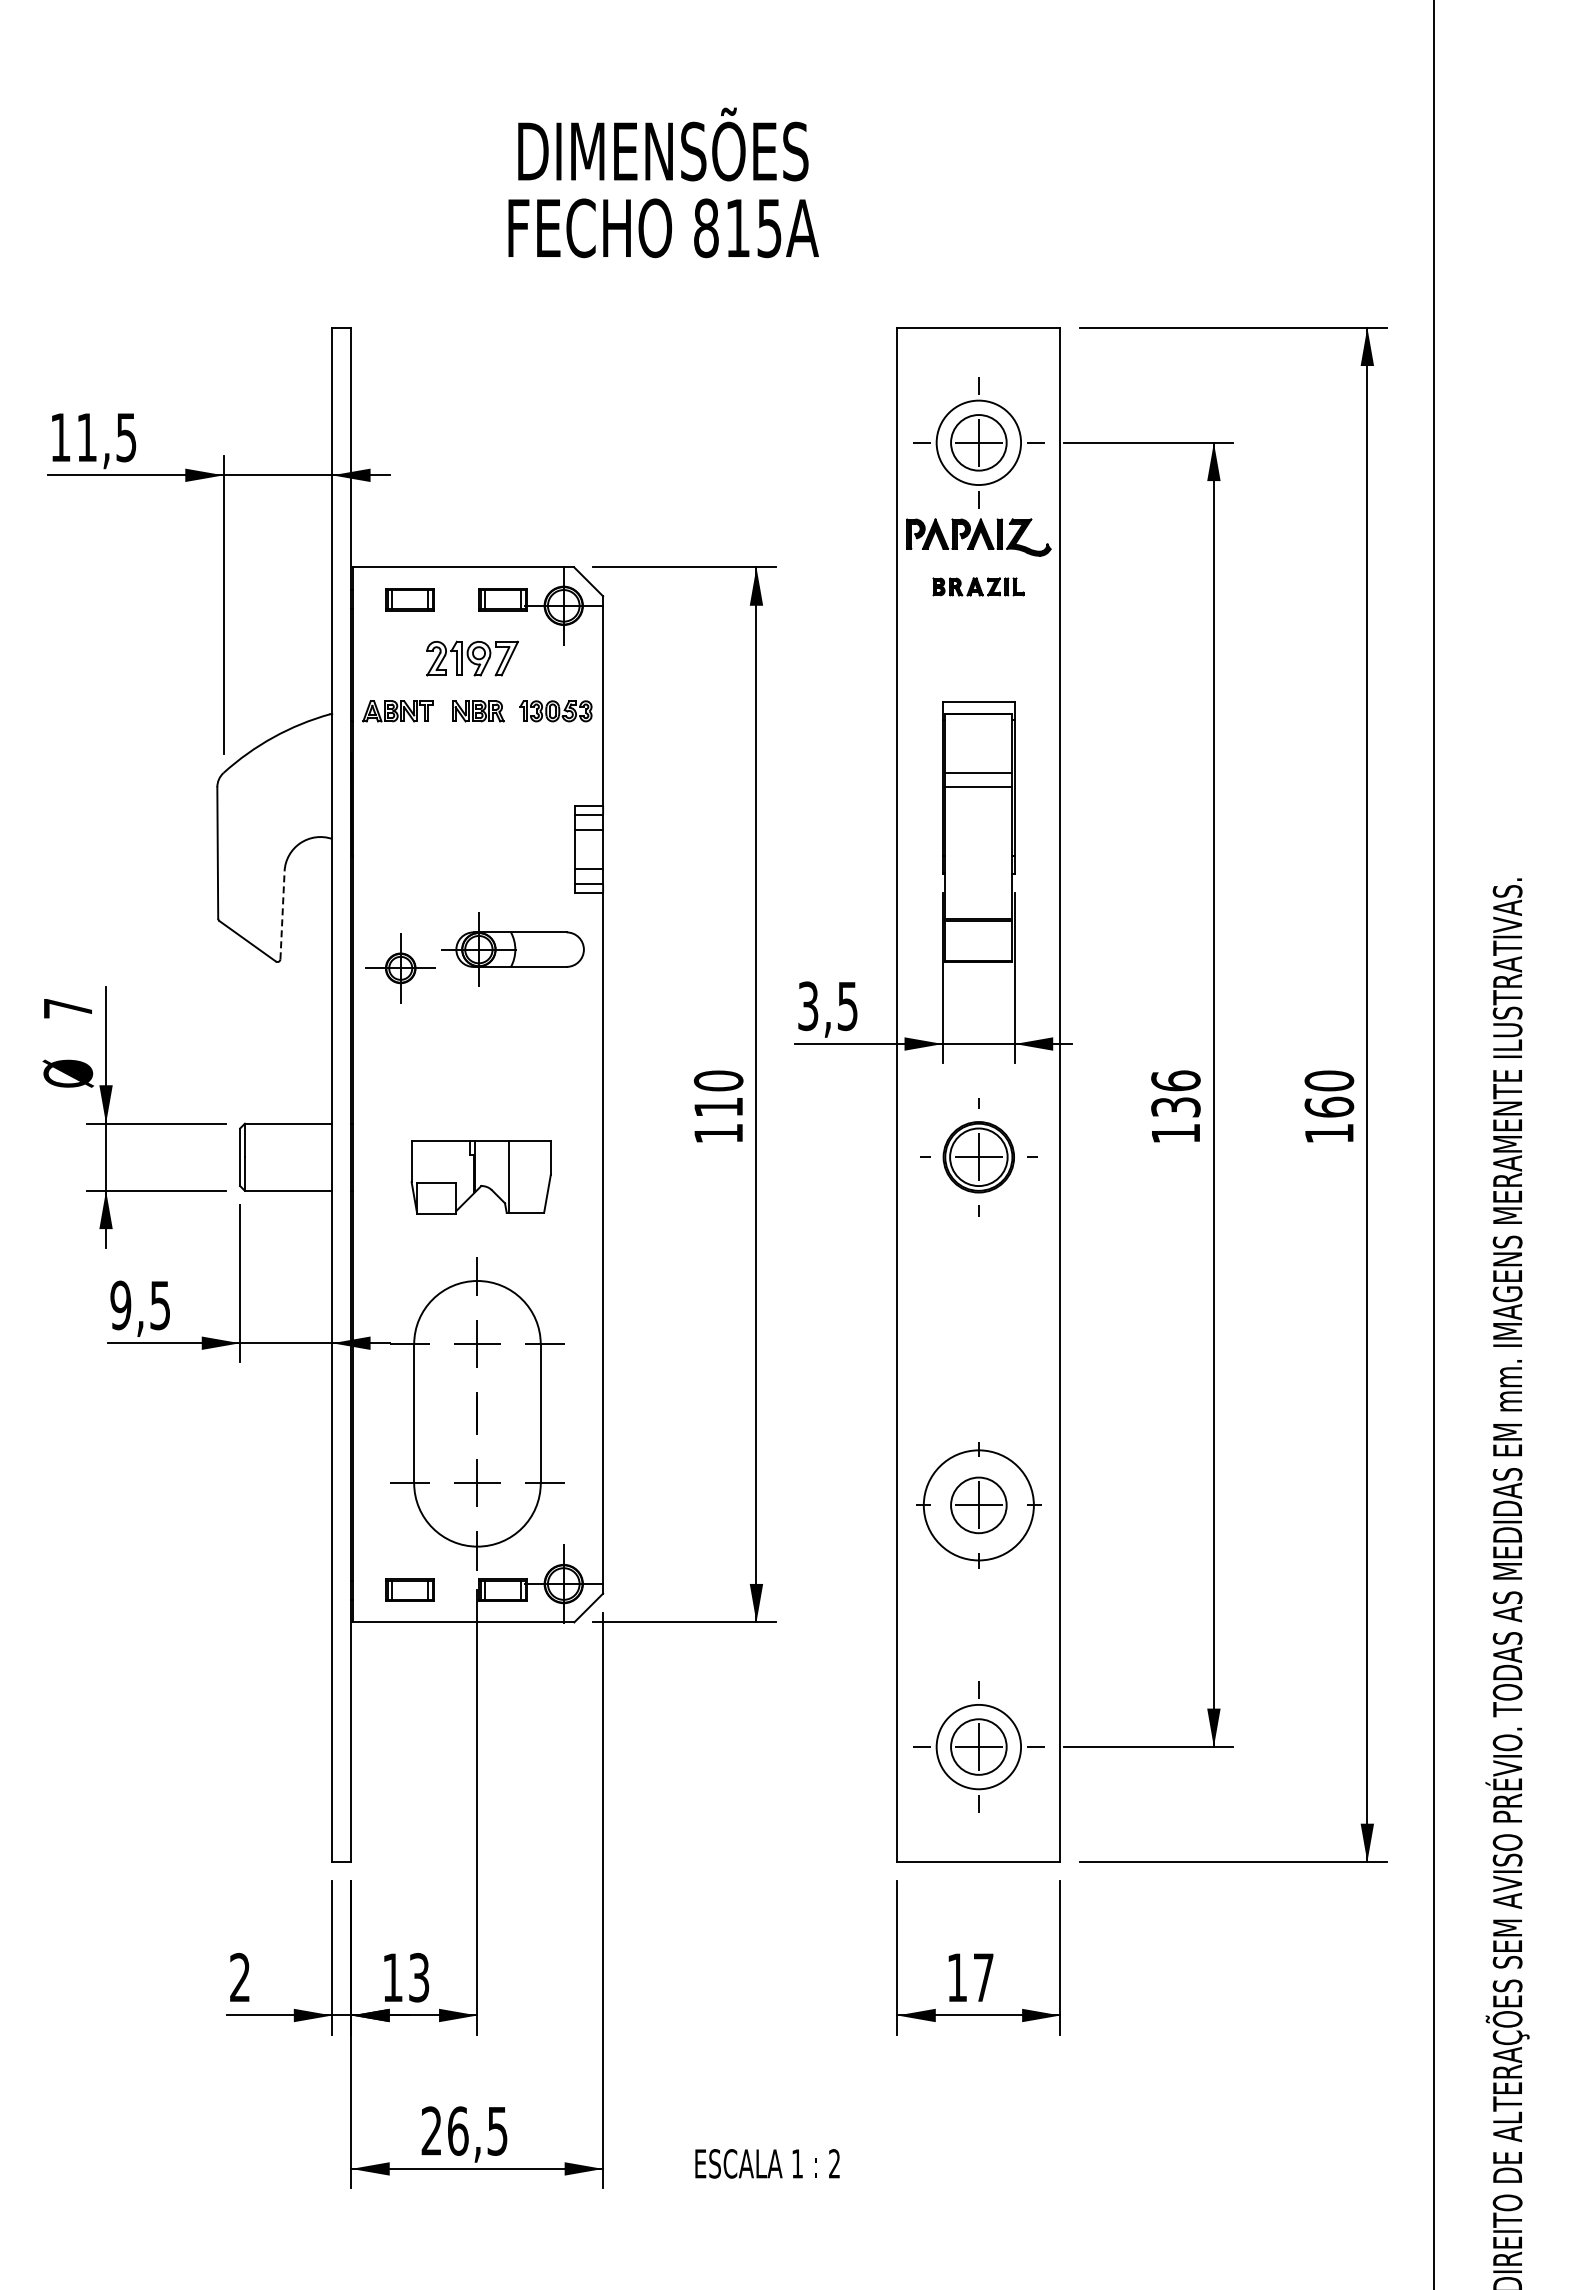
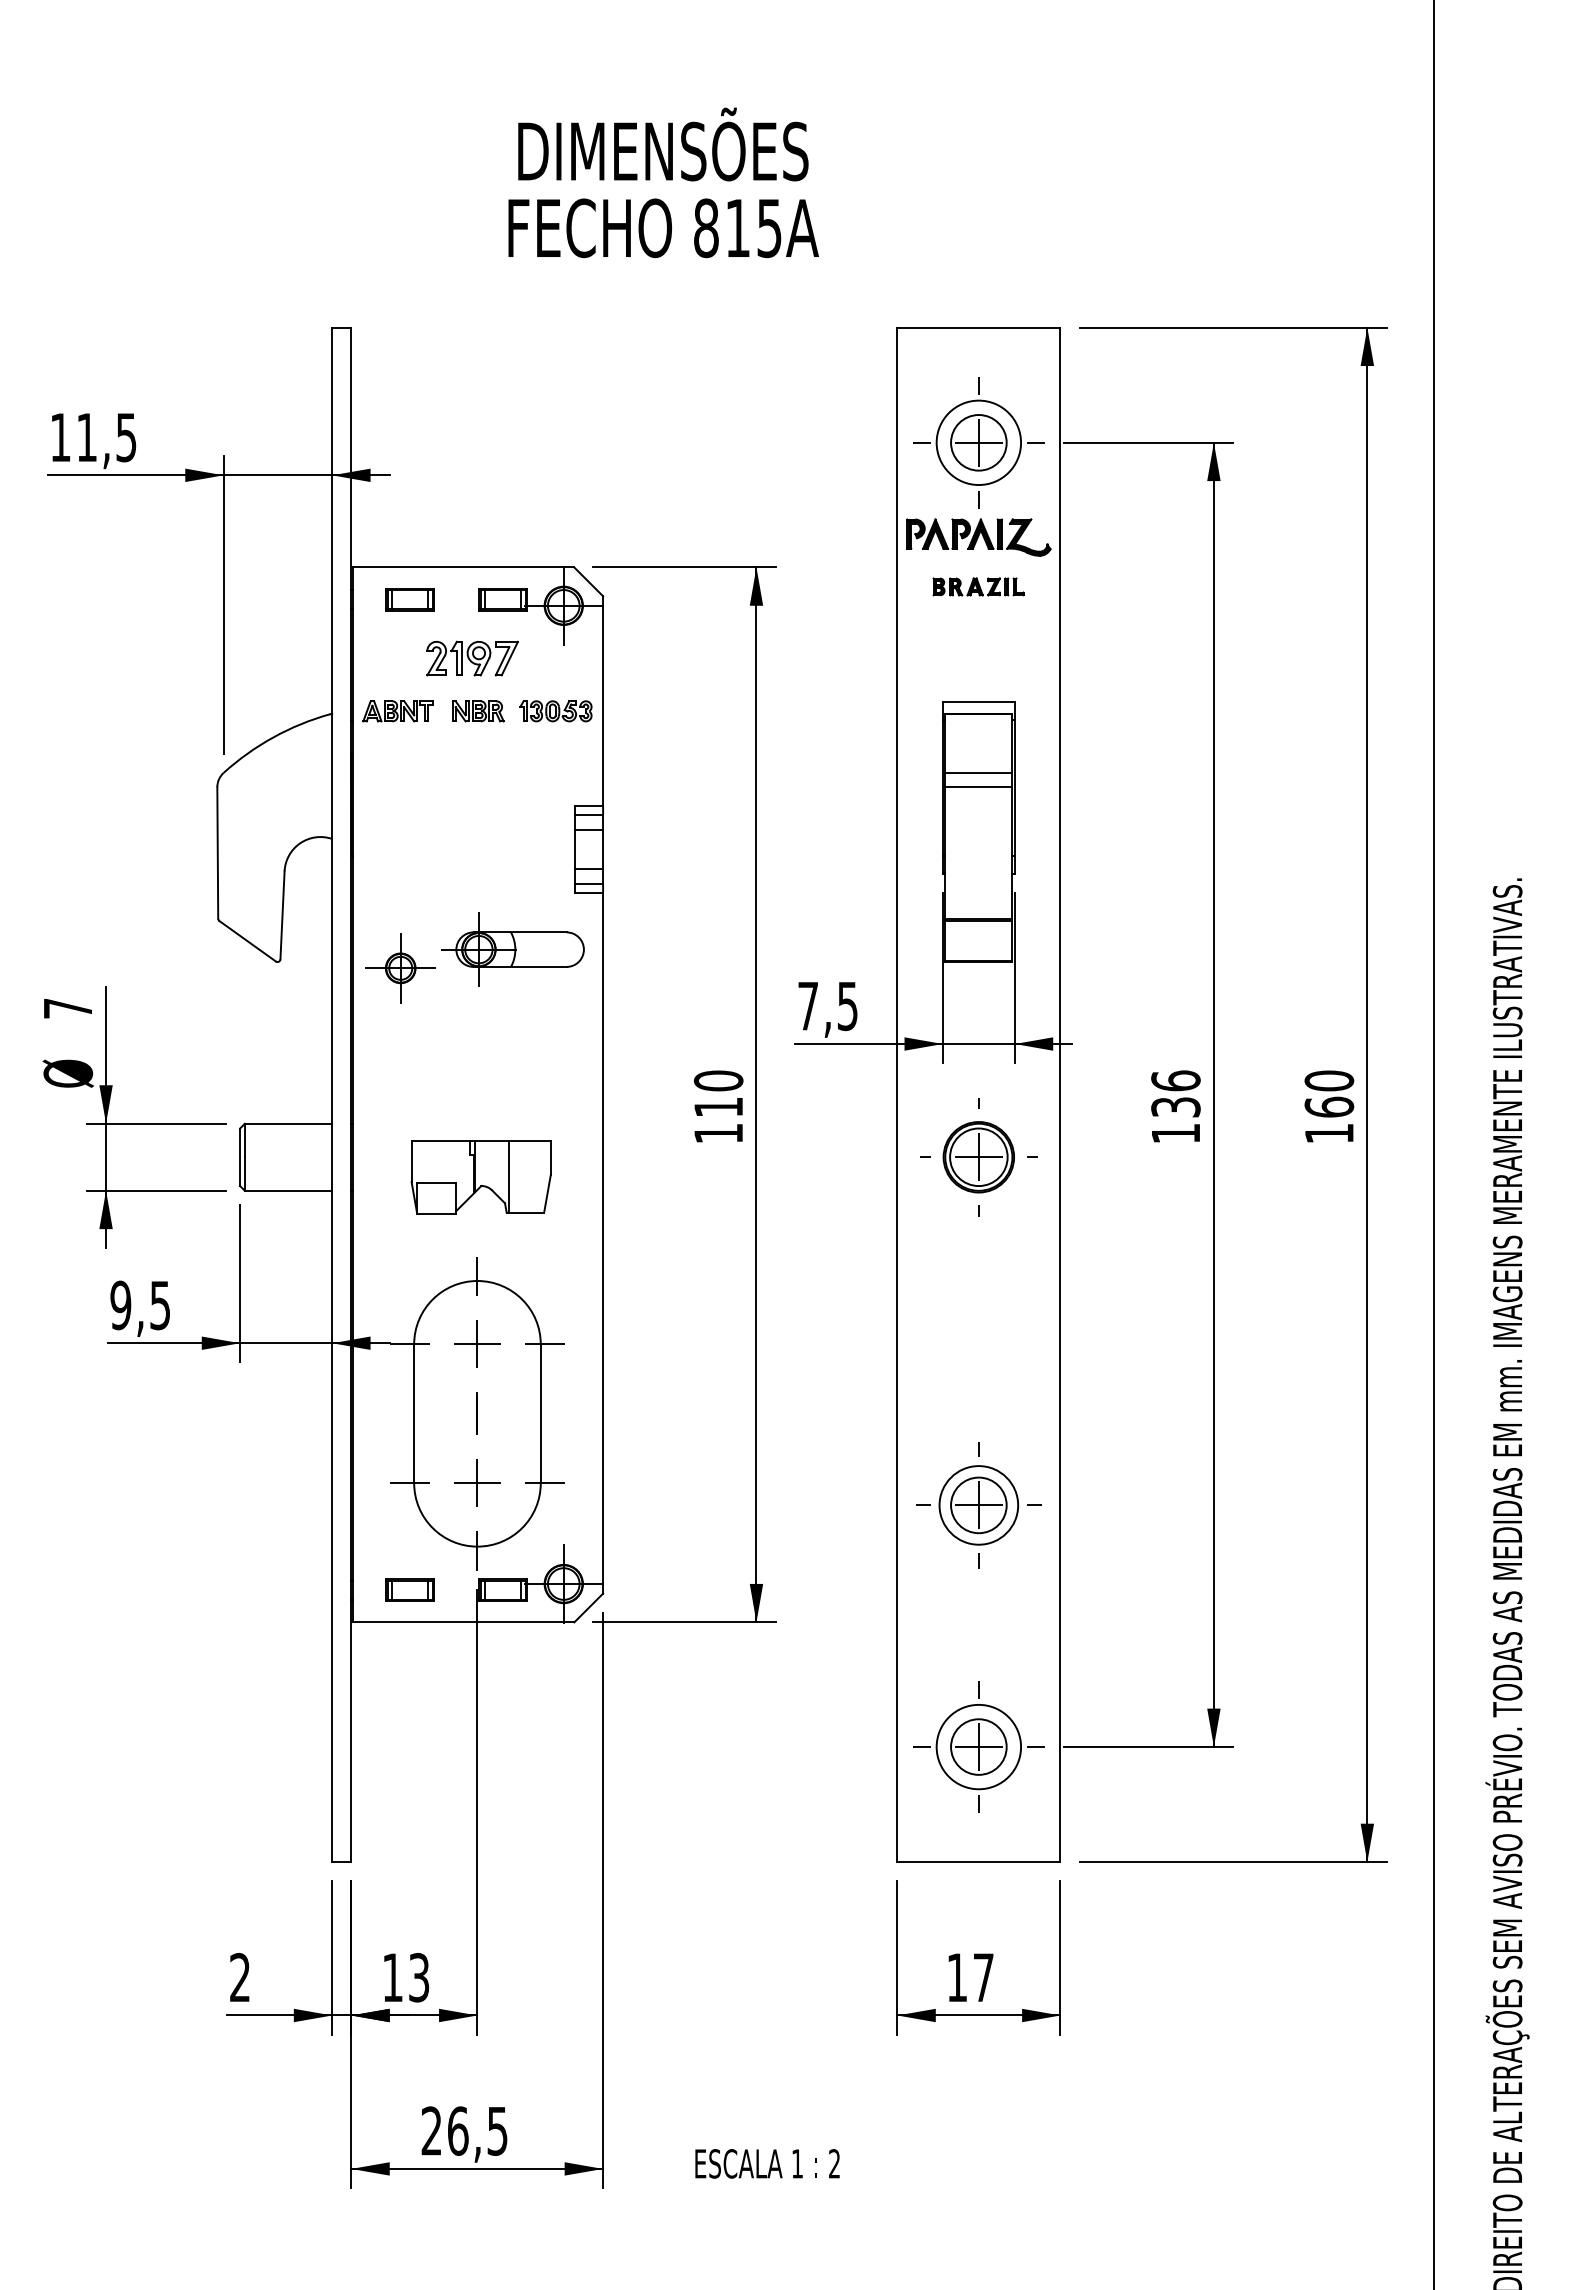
line: dashed -> solid (282, 914)
text: 3,5 -> 7,5 (808, 1006)
circle diameter: 110 px -> 79 px (978, 1505)
